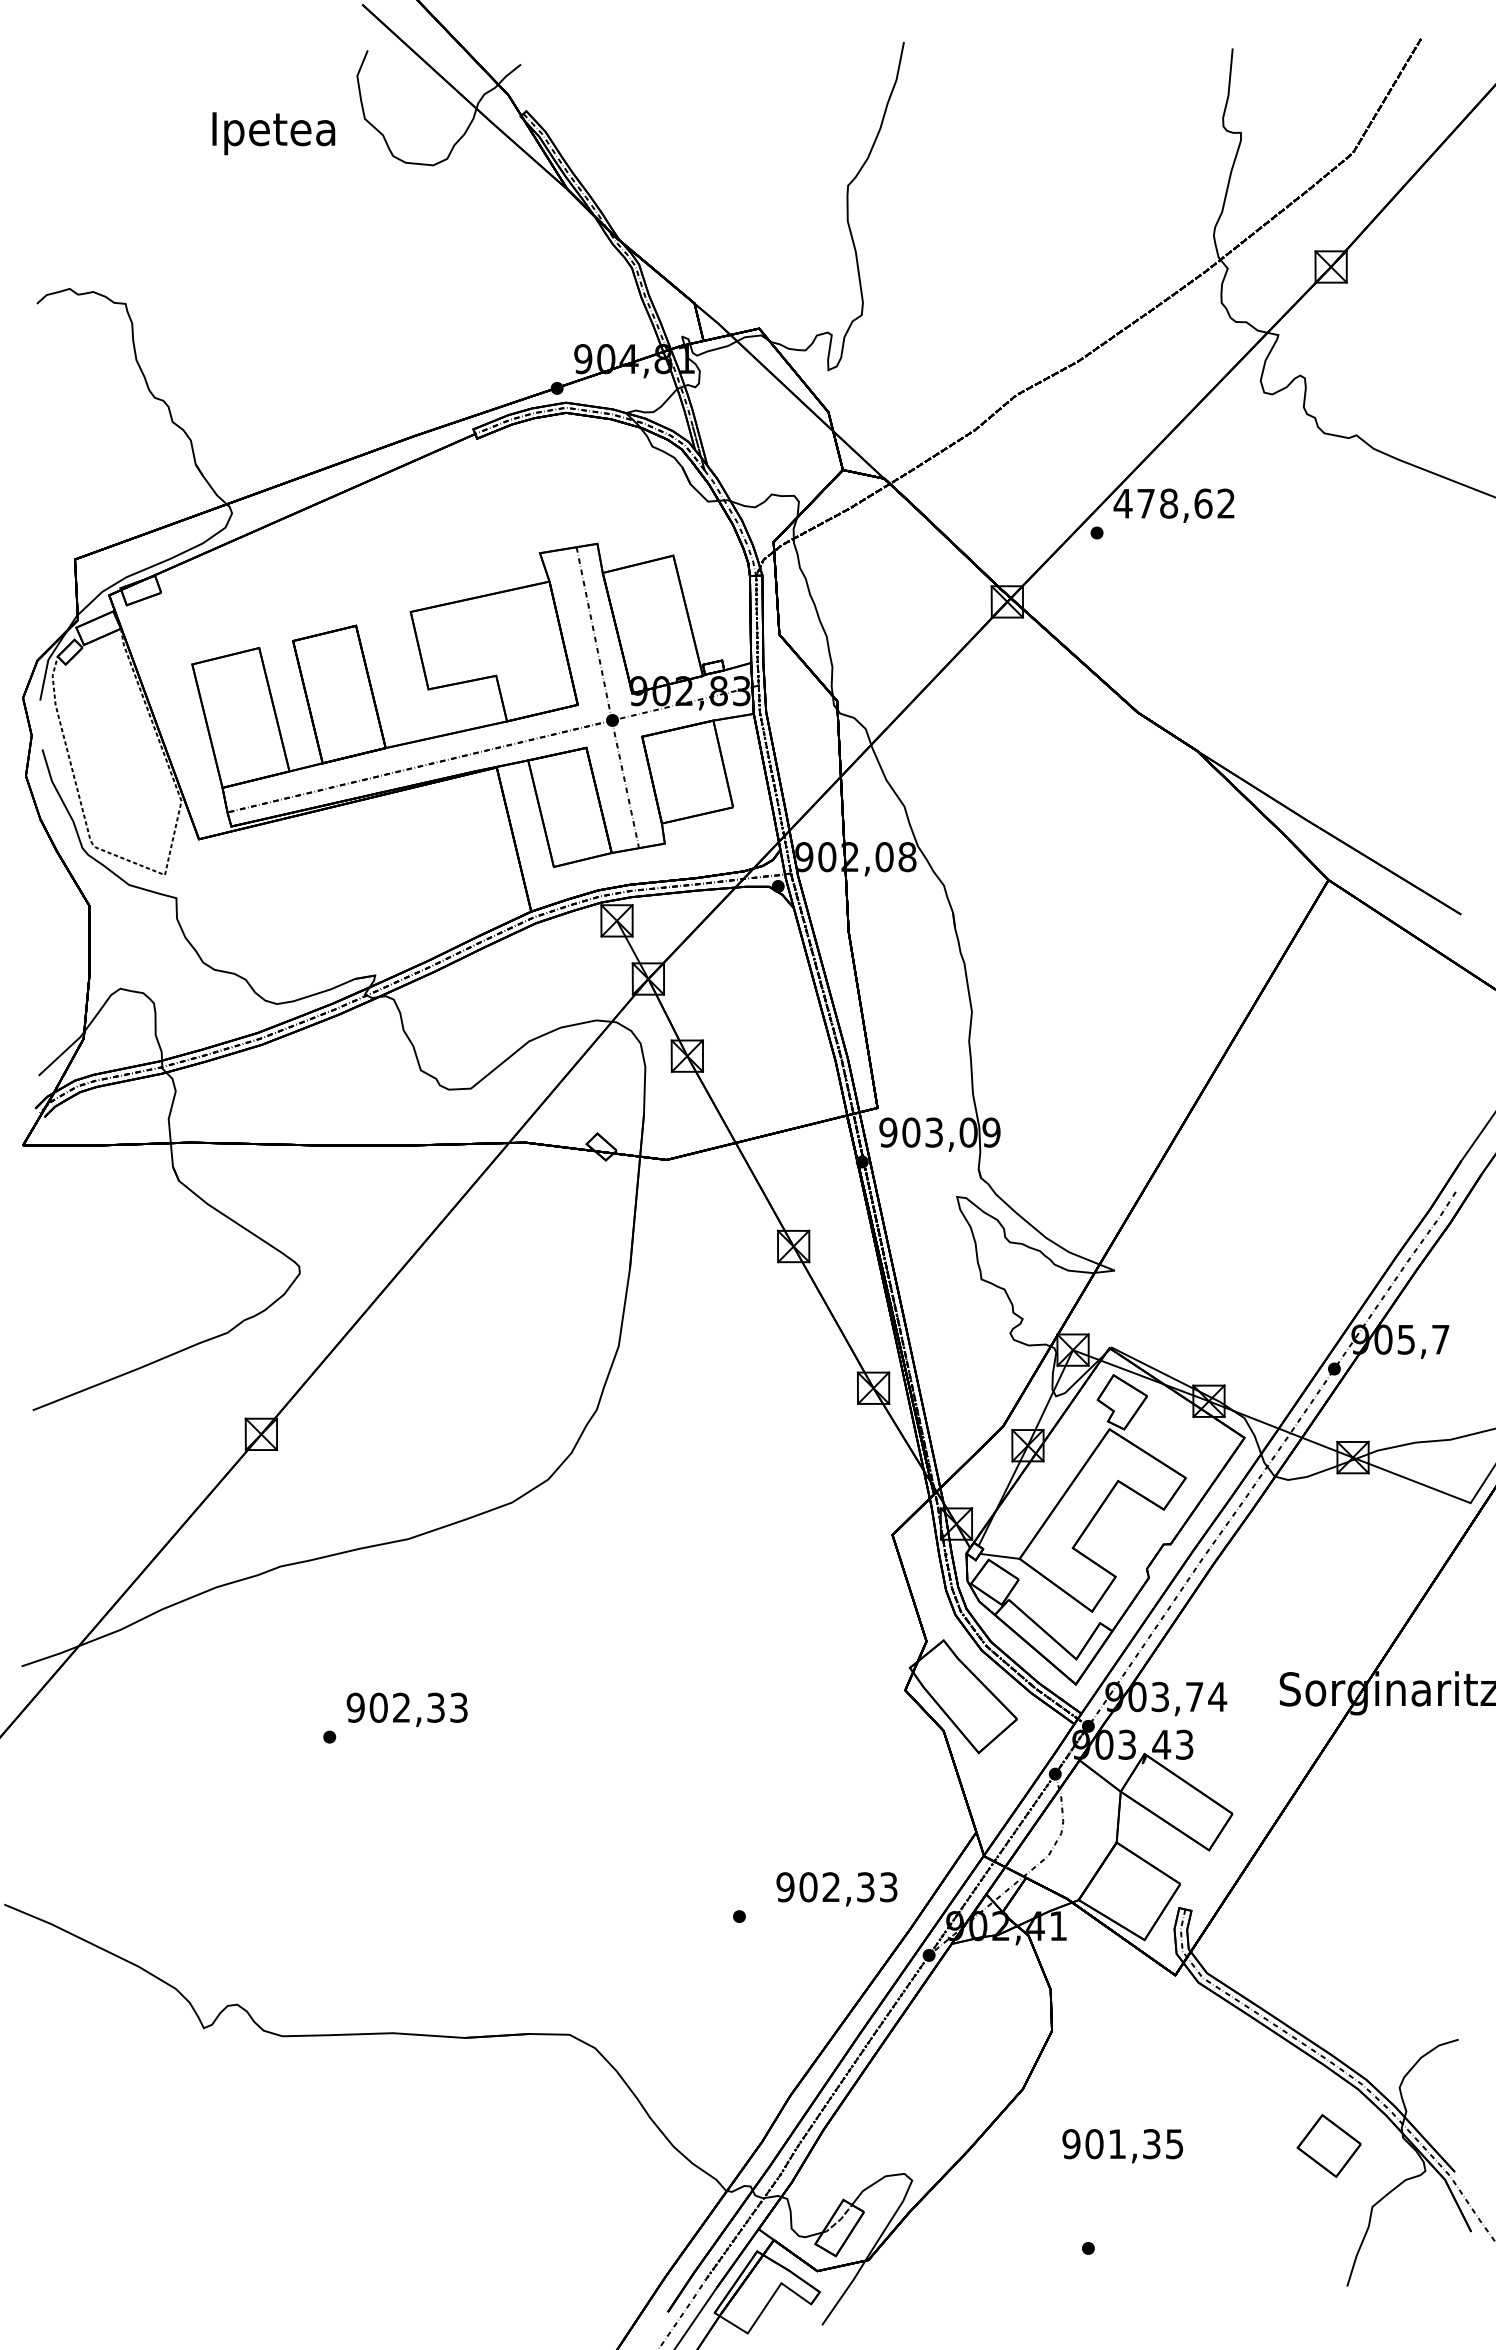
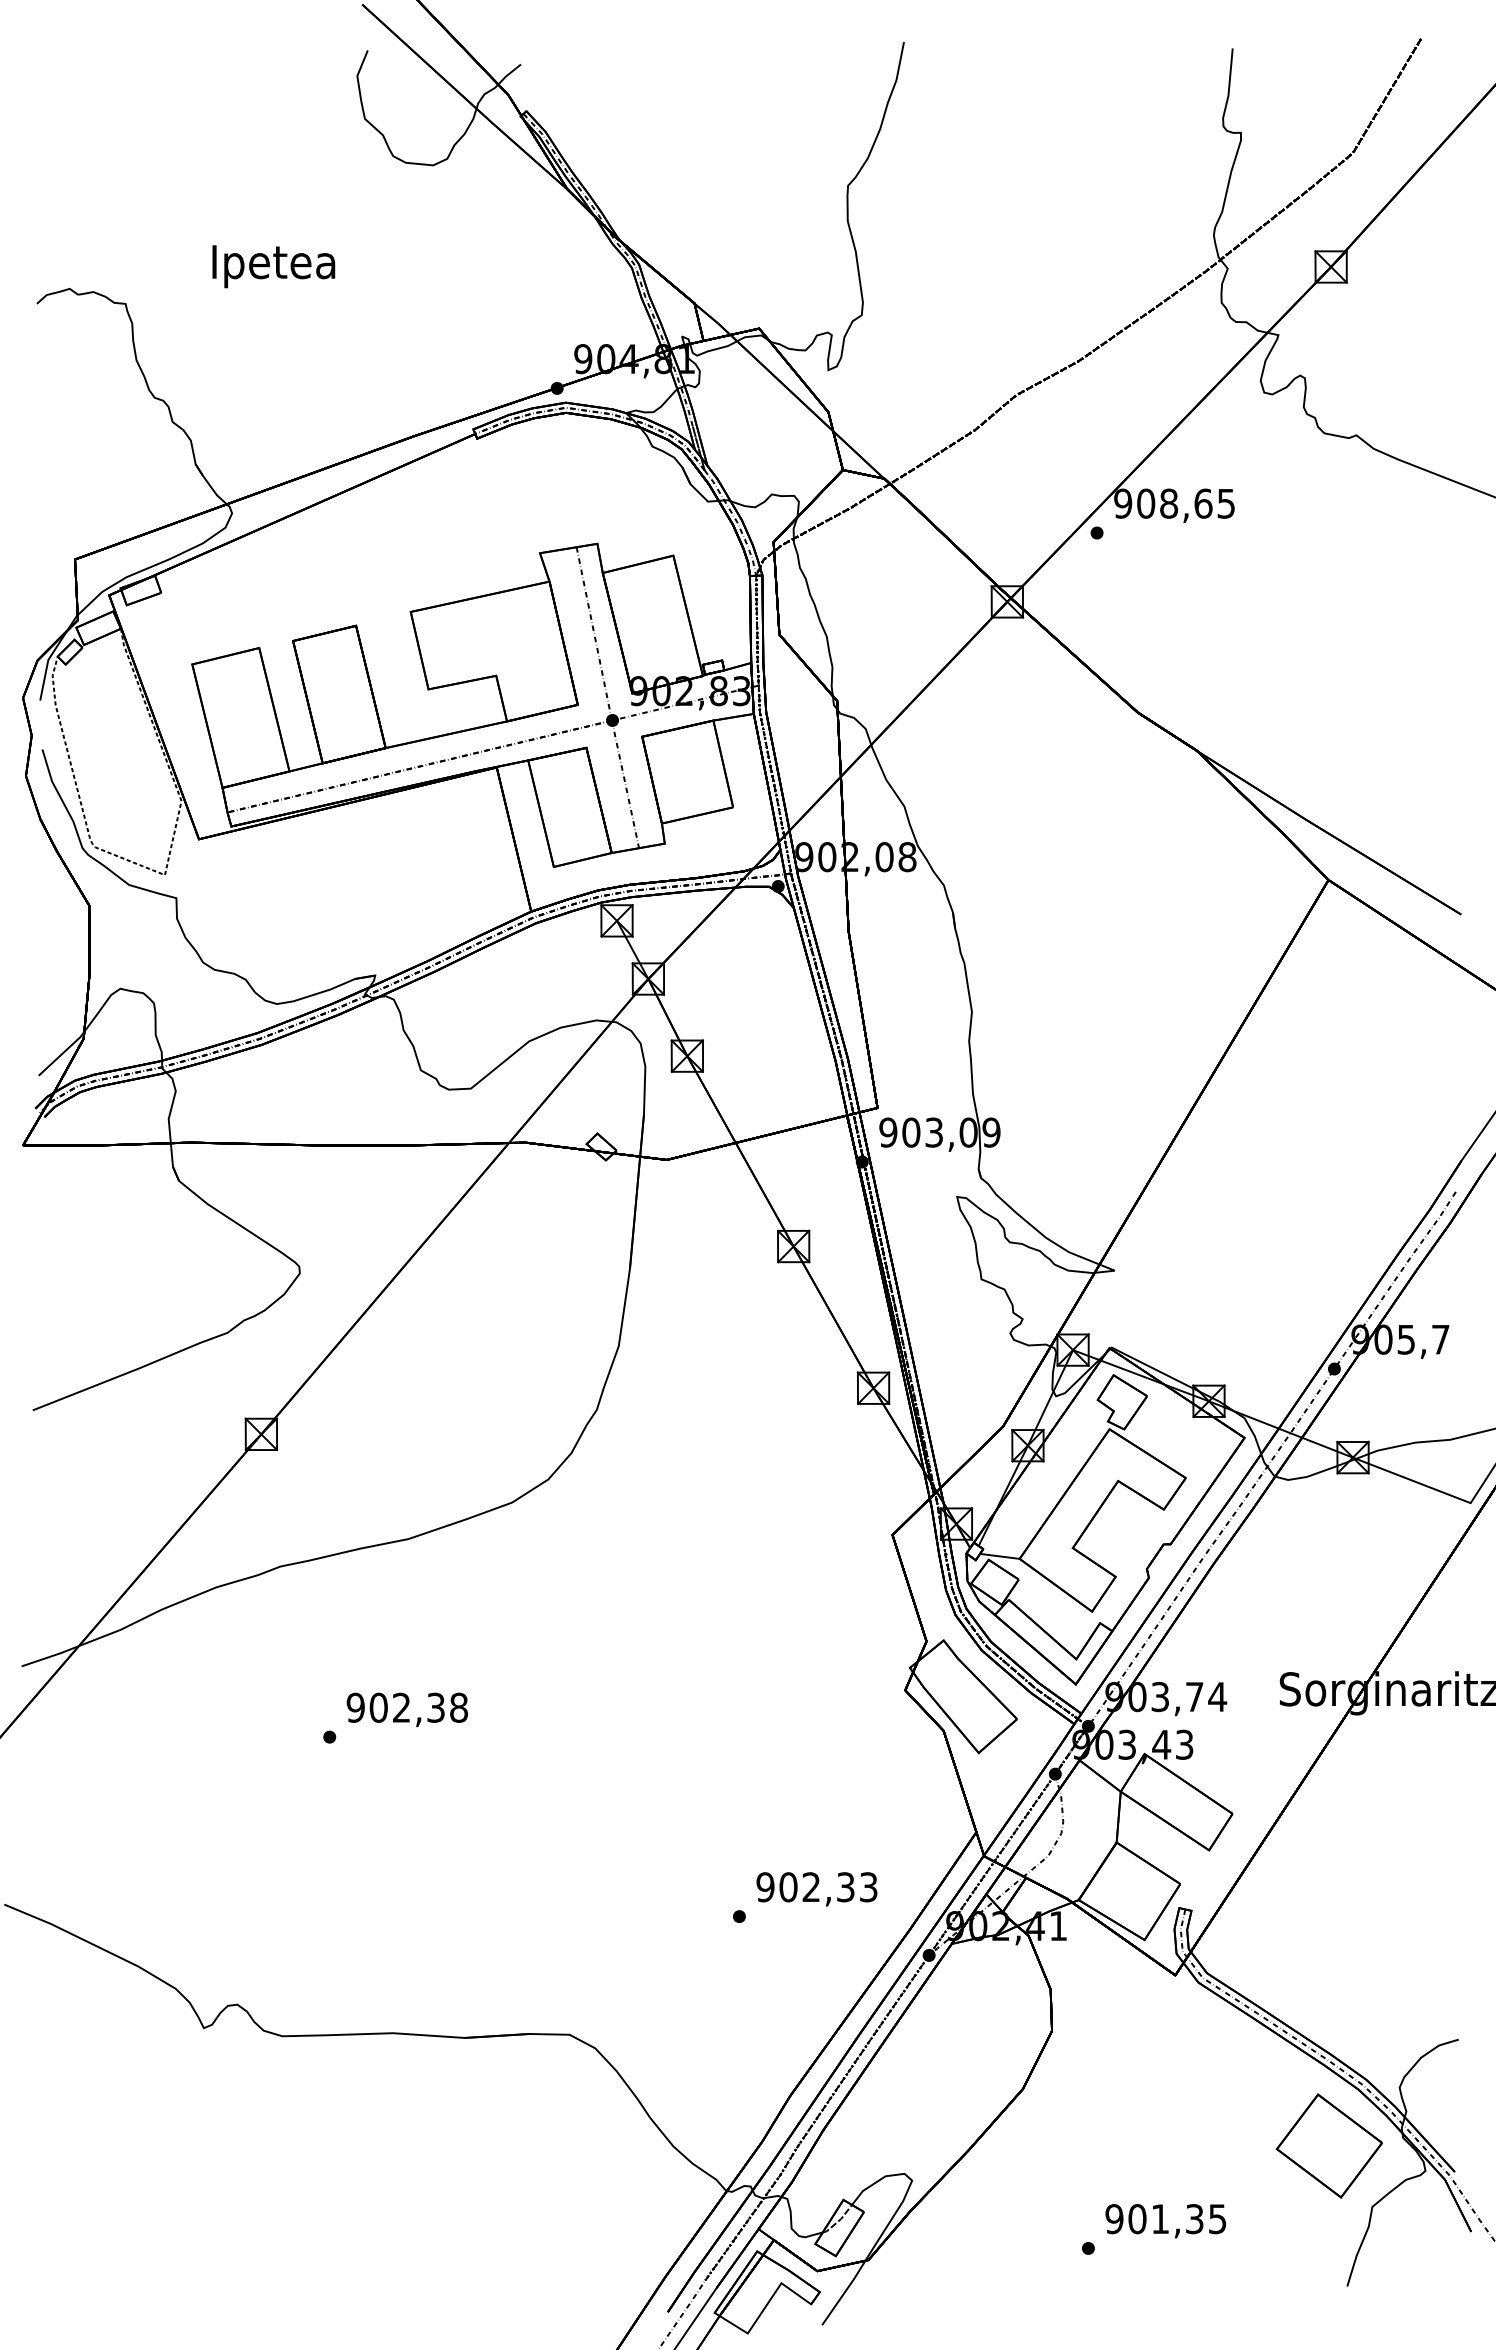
text position: (273, 133) -> (273, 266) (273, 266)
text: 478,62 -> 908,65 (1173, 503)
text: 902,33 -> 902,38 (459, 1707)
text position: (836, 1889) -> (816, 1889) (816, 1889)
part size: 66x64 px -> 108x106 px (1328, 2145)
text position: (1122, 2146) -> (1165, 2221) (1165, 2221)
